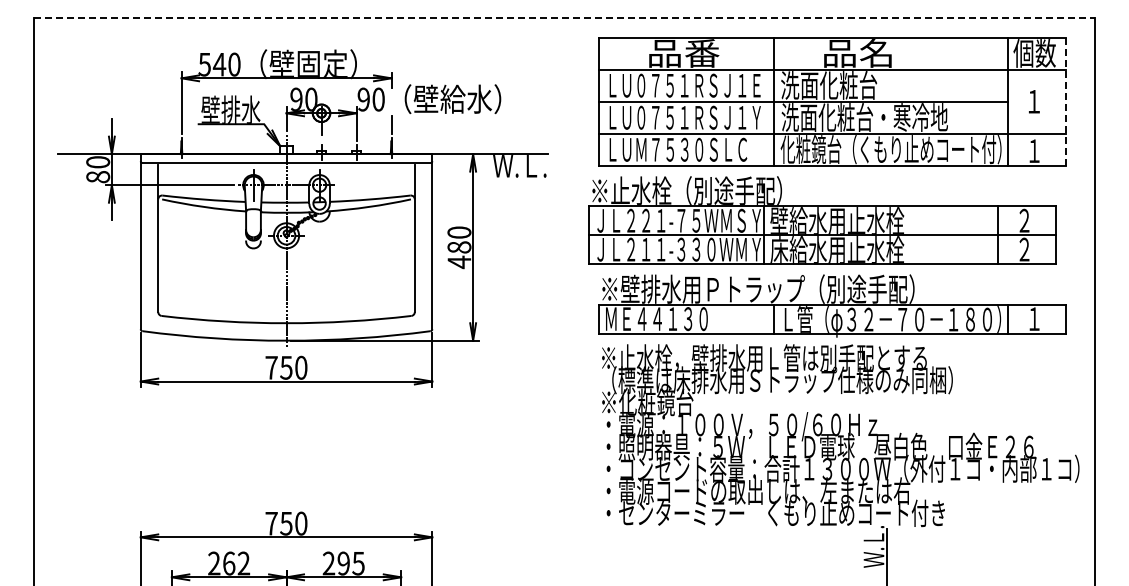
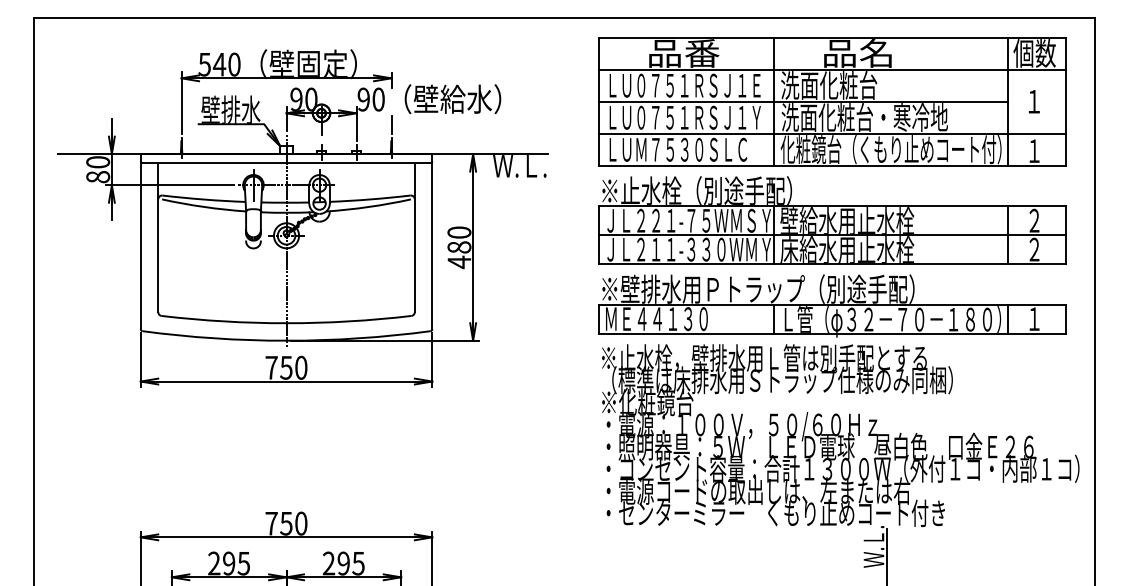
line: dashed -> solid (564, 17)
line: dashed -> solid (1065, 101)
part position: (822, 220) -> (832, 220) (832, 220)
text: 262 -> 295 (236, 563)
